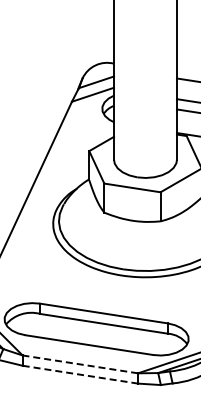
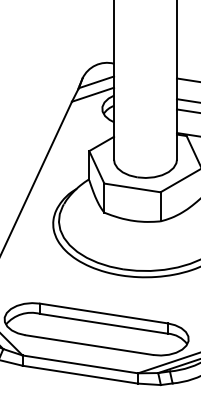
line: dashed -> solid (79, 364)
line: dashed -> solid (80, 374)
